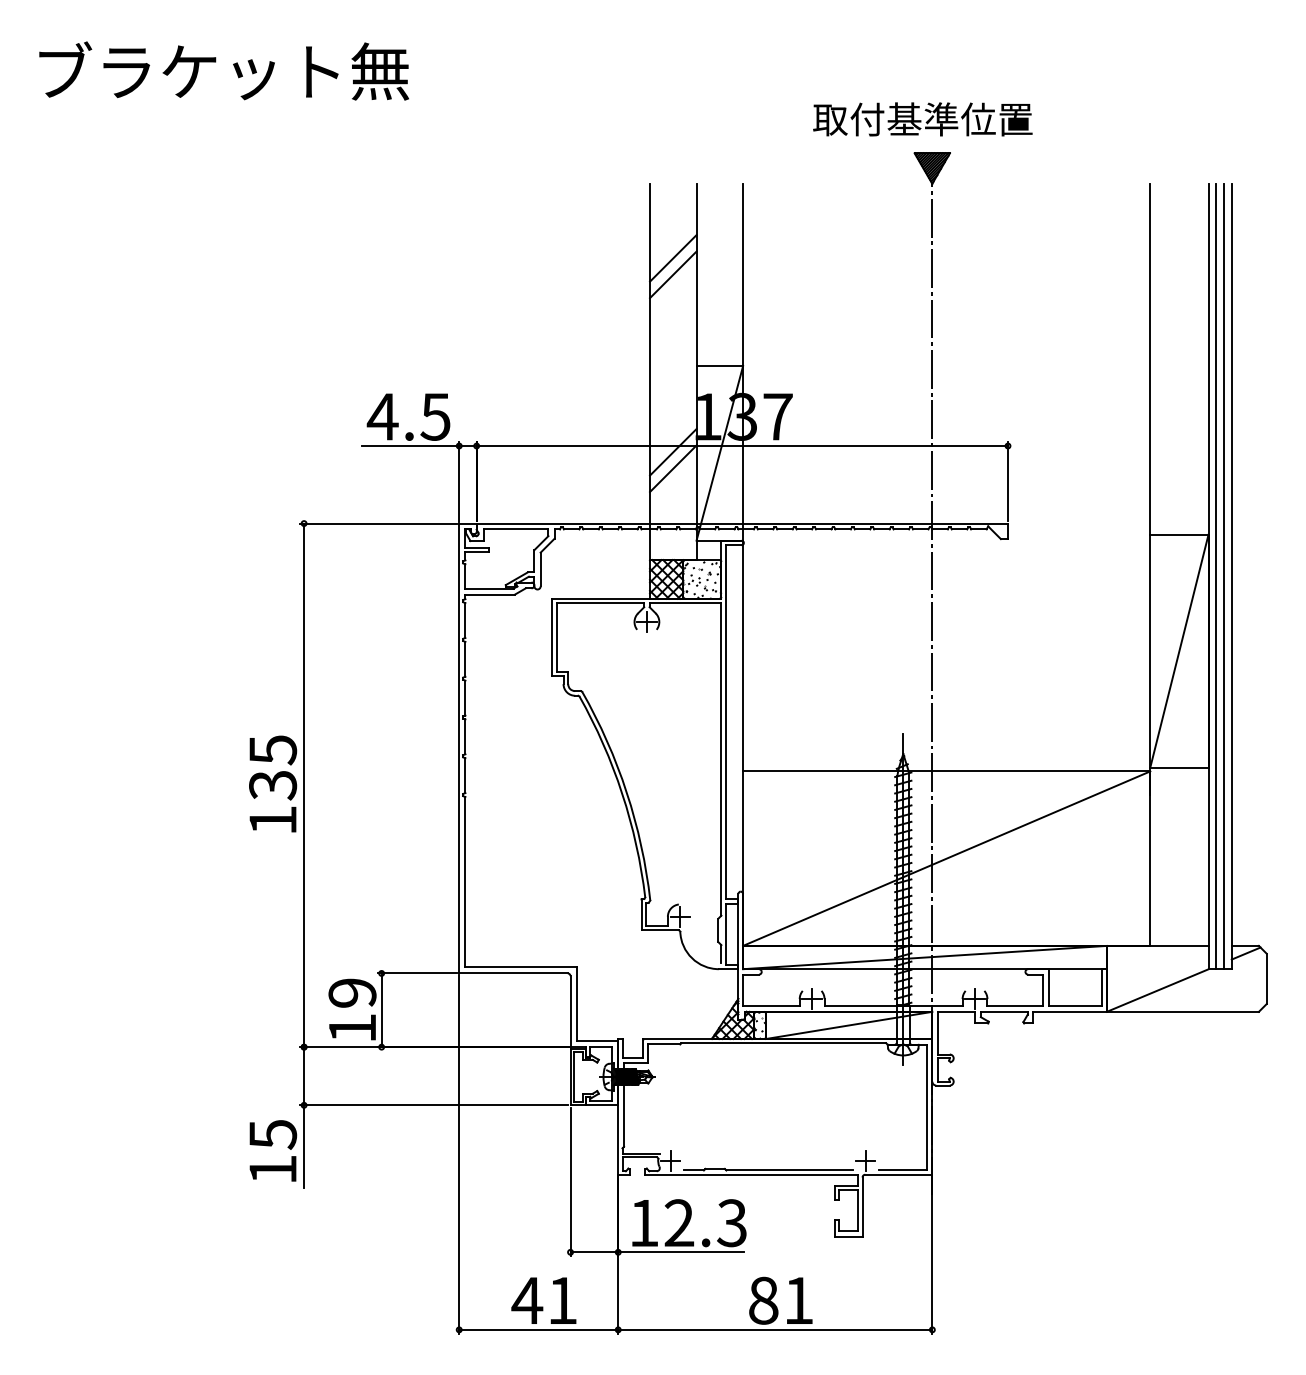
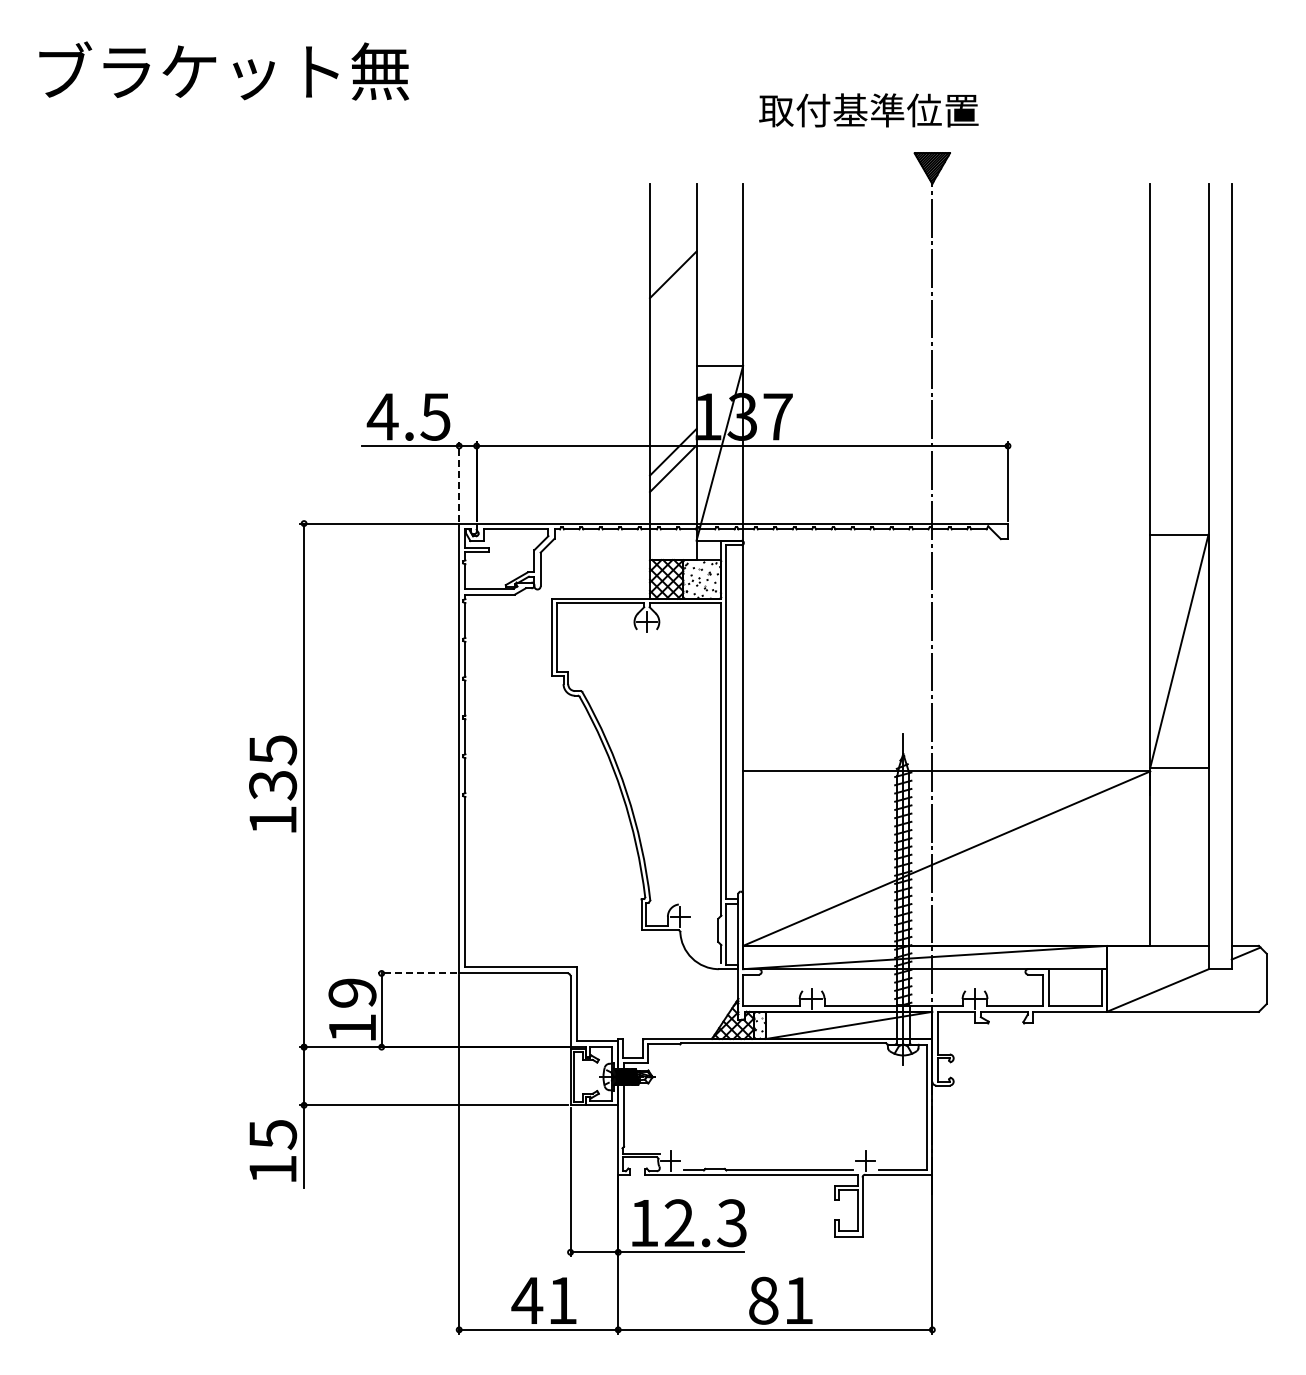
text position: (922, 119) -> (868, 110) (868, 110)
line: present -> none (673, 258)
line: solid -> dashed (459, 481)
line: present -> none (1216, 576)
line: present -> none (1224, 576)
line: solid -> dashed (417, 973)
